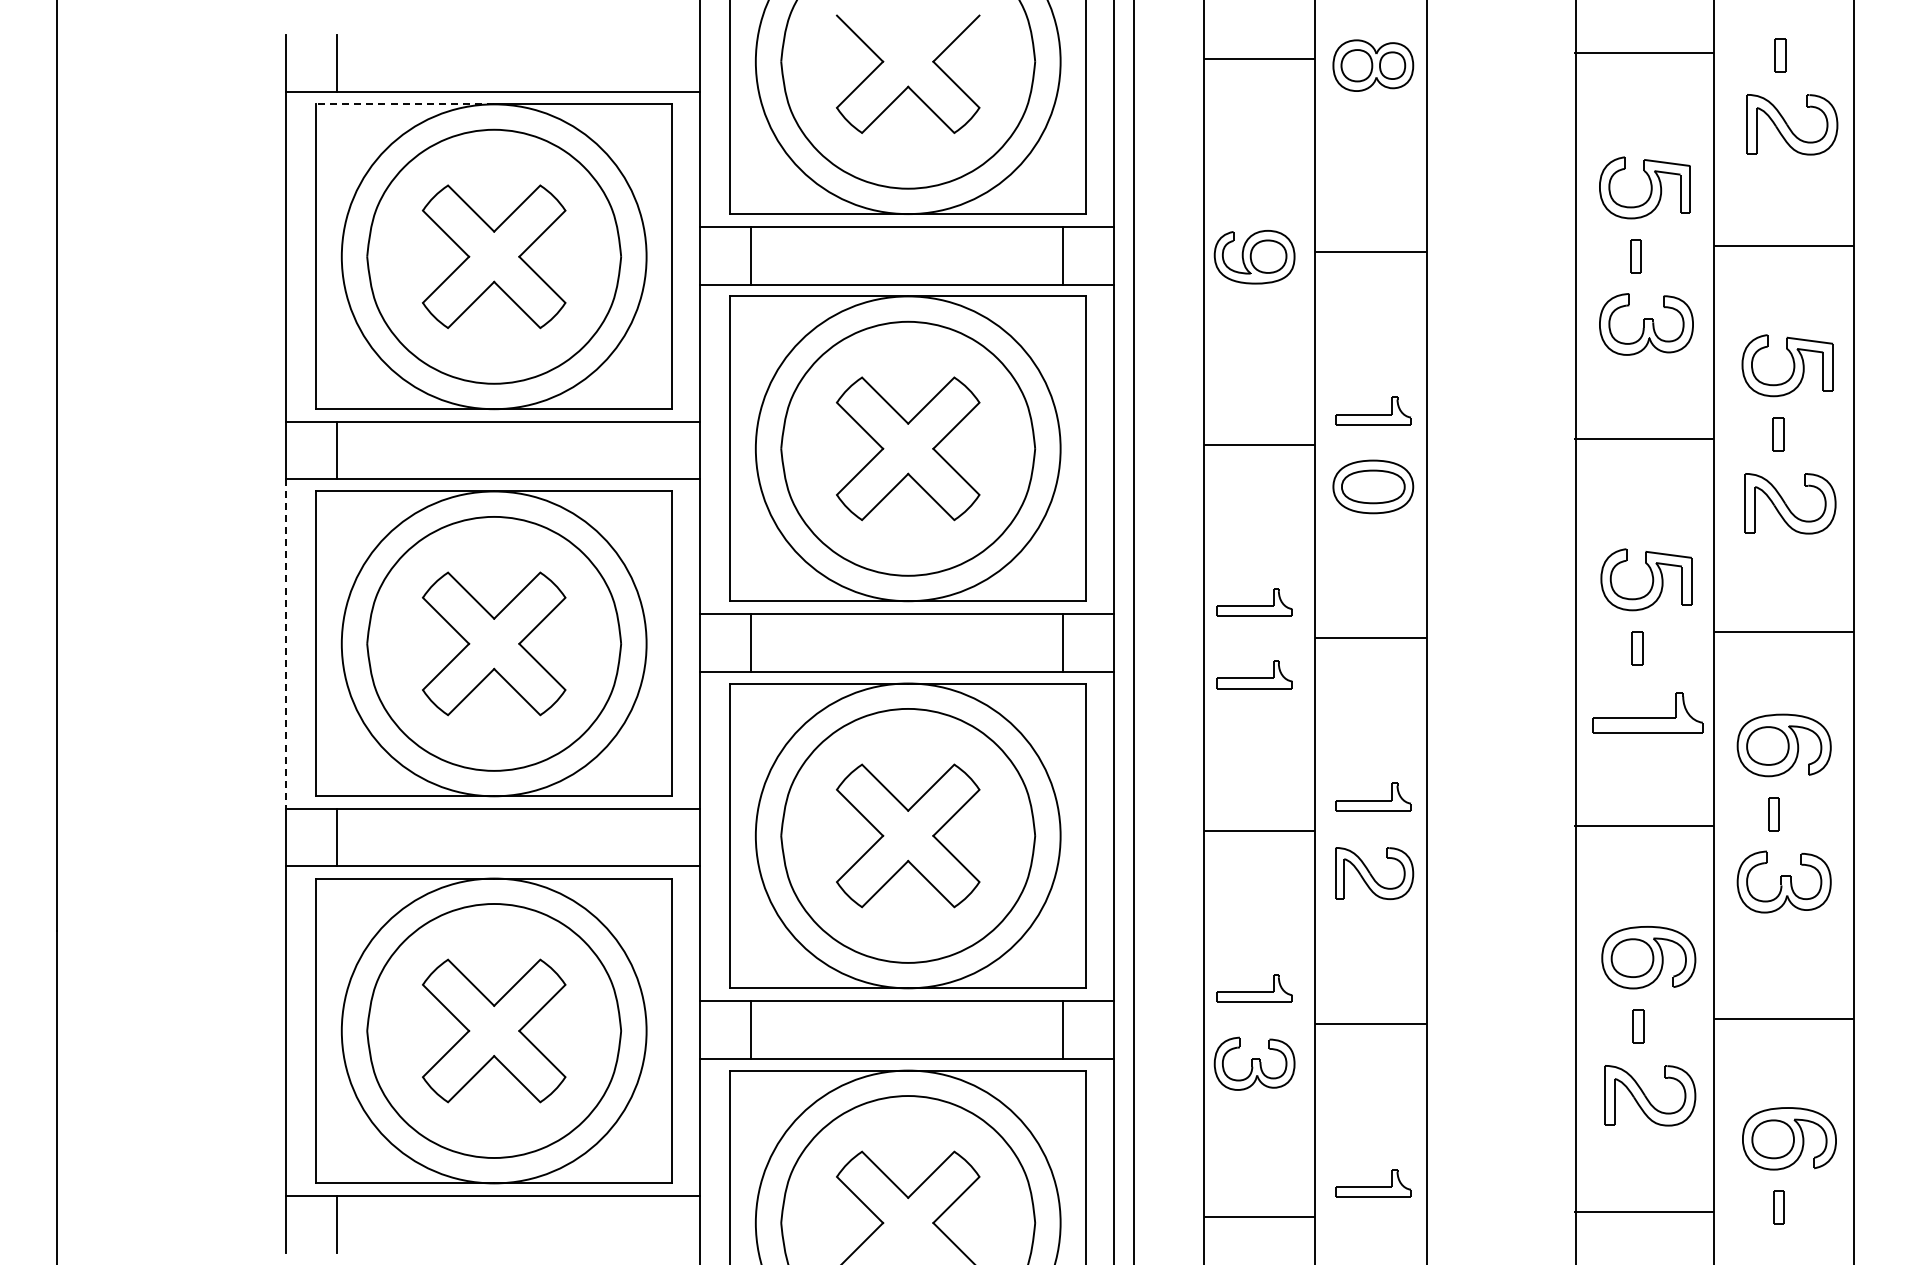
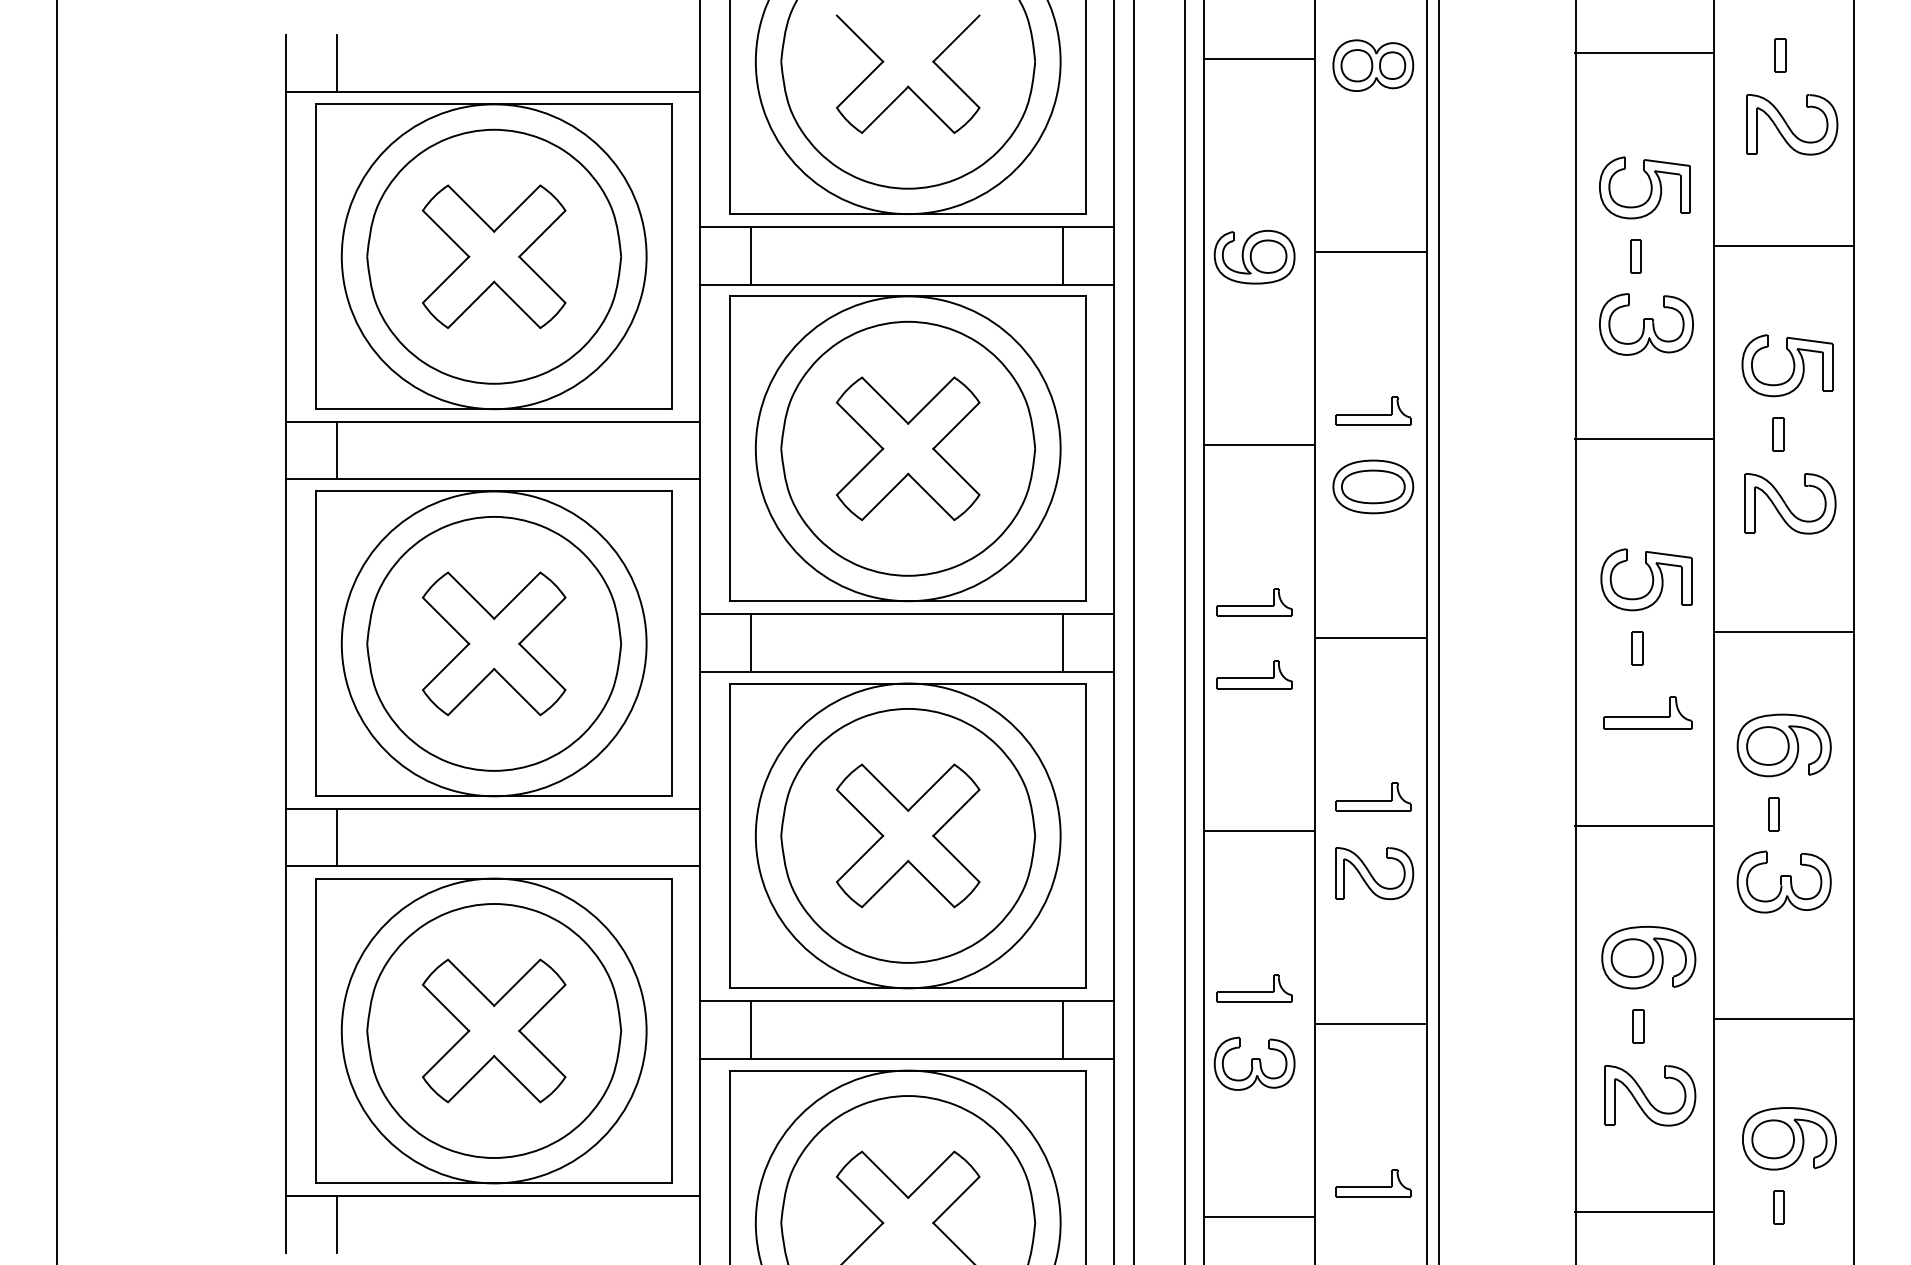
line: dashed -> solid (405, 104)
line: none -> present (1185, 631)
line: none -> present (1439, 631)
line: dashed -> solid (285, 644)
part size: 112x42 px -> 90x34 px (1647, 712)
